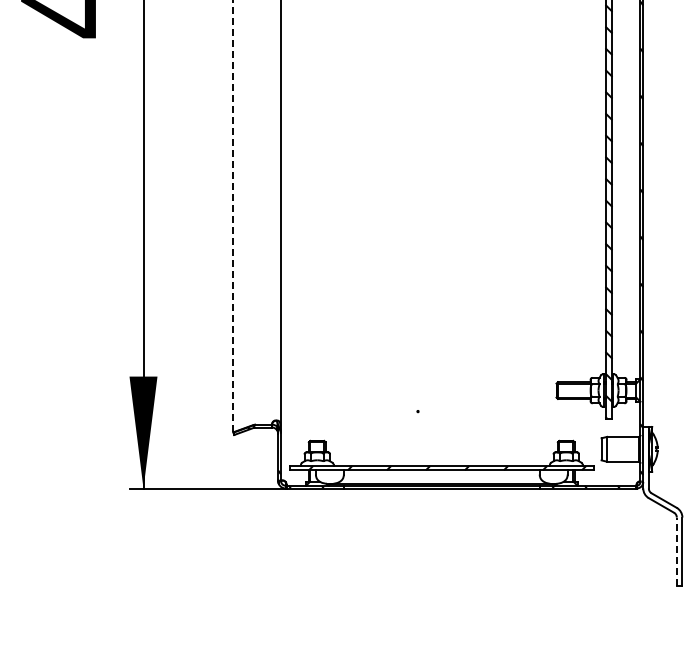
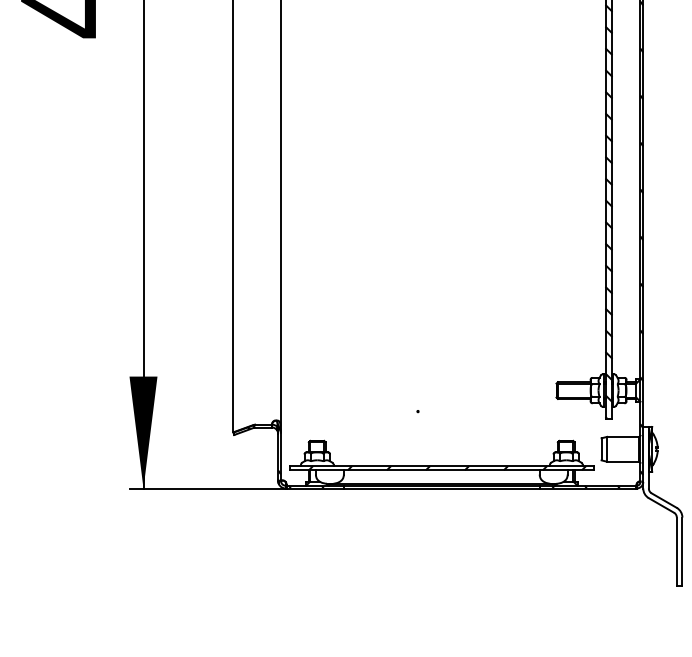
line: dashed -> solid (233, 216)
line: dashed -> solid (676, 551)
